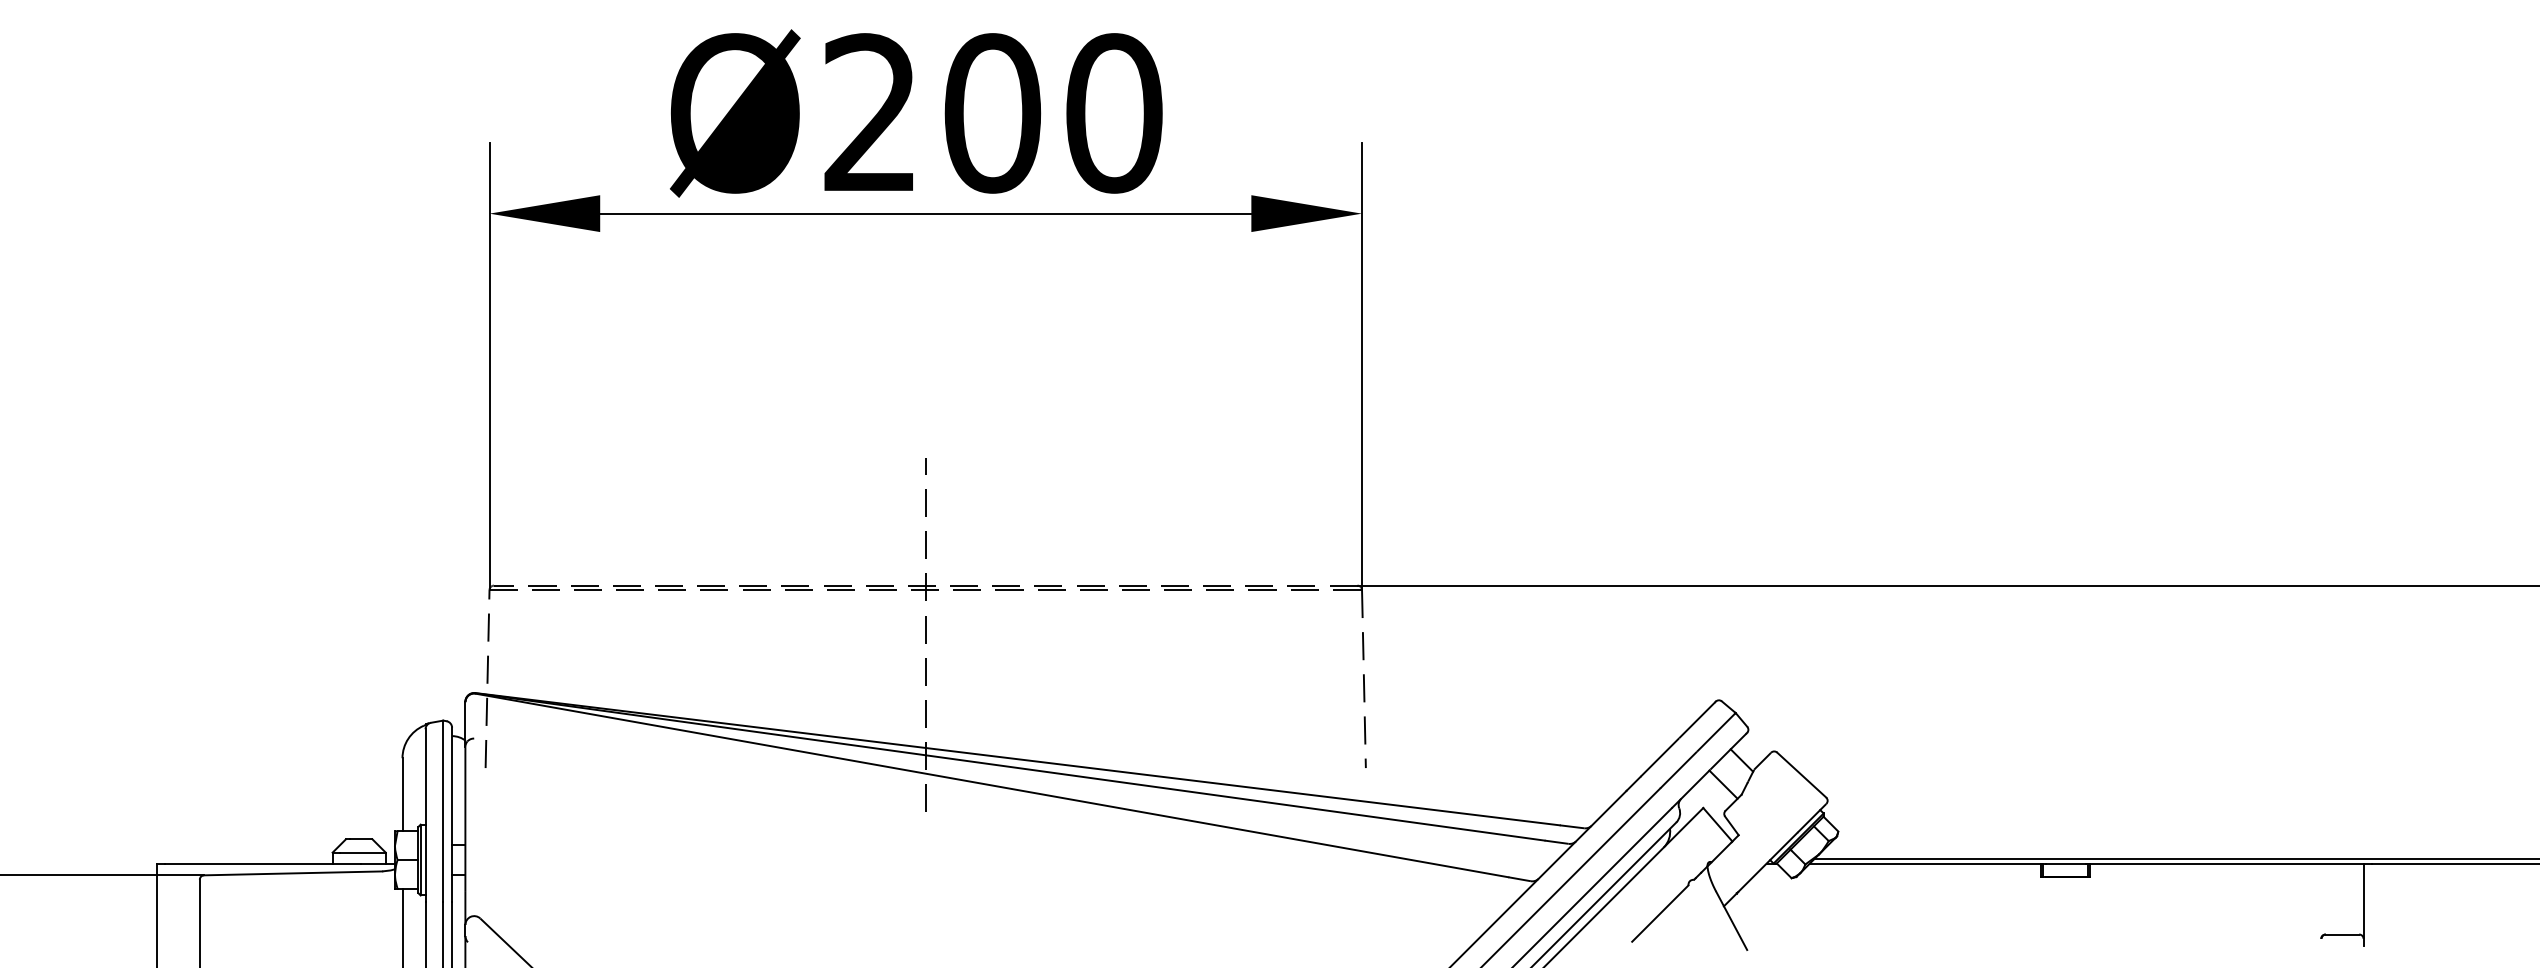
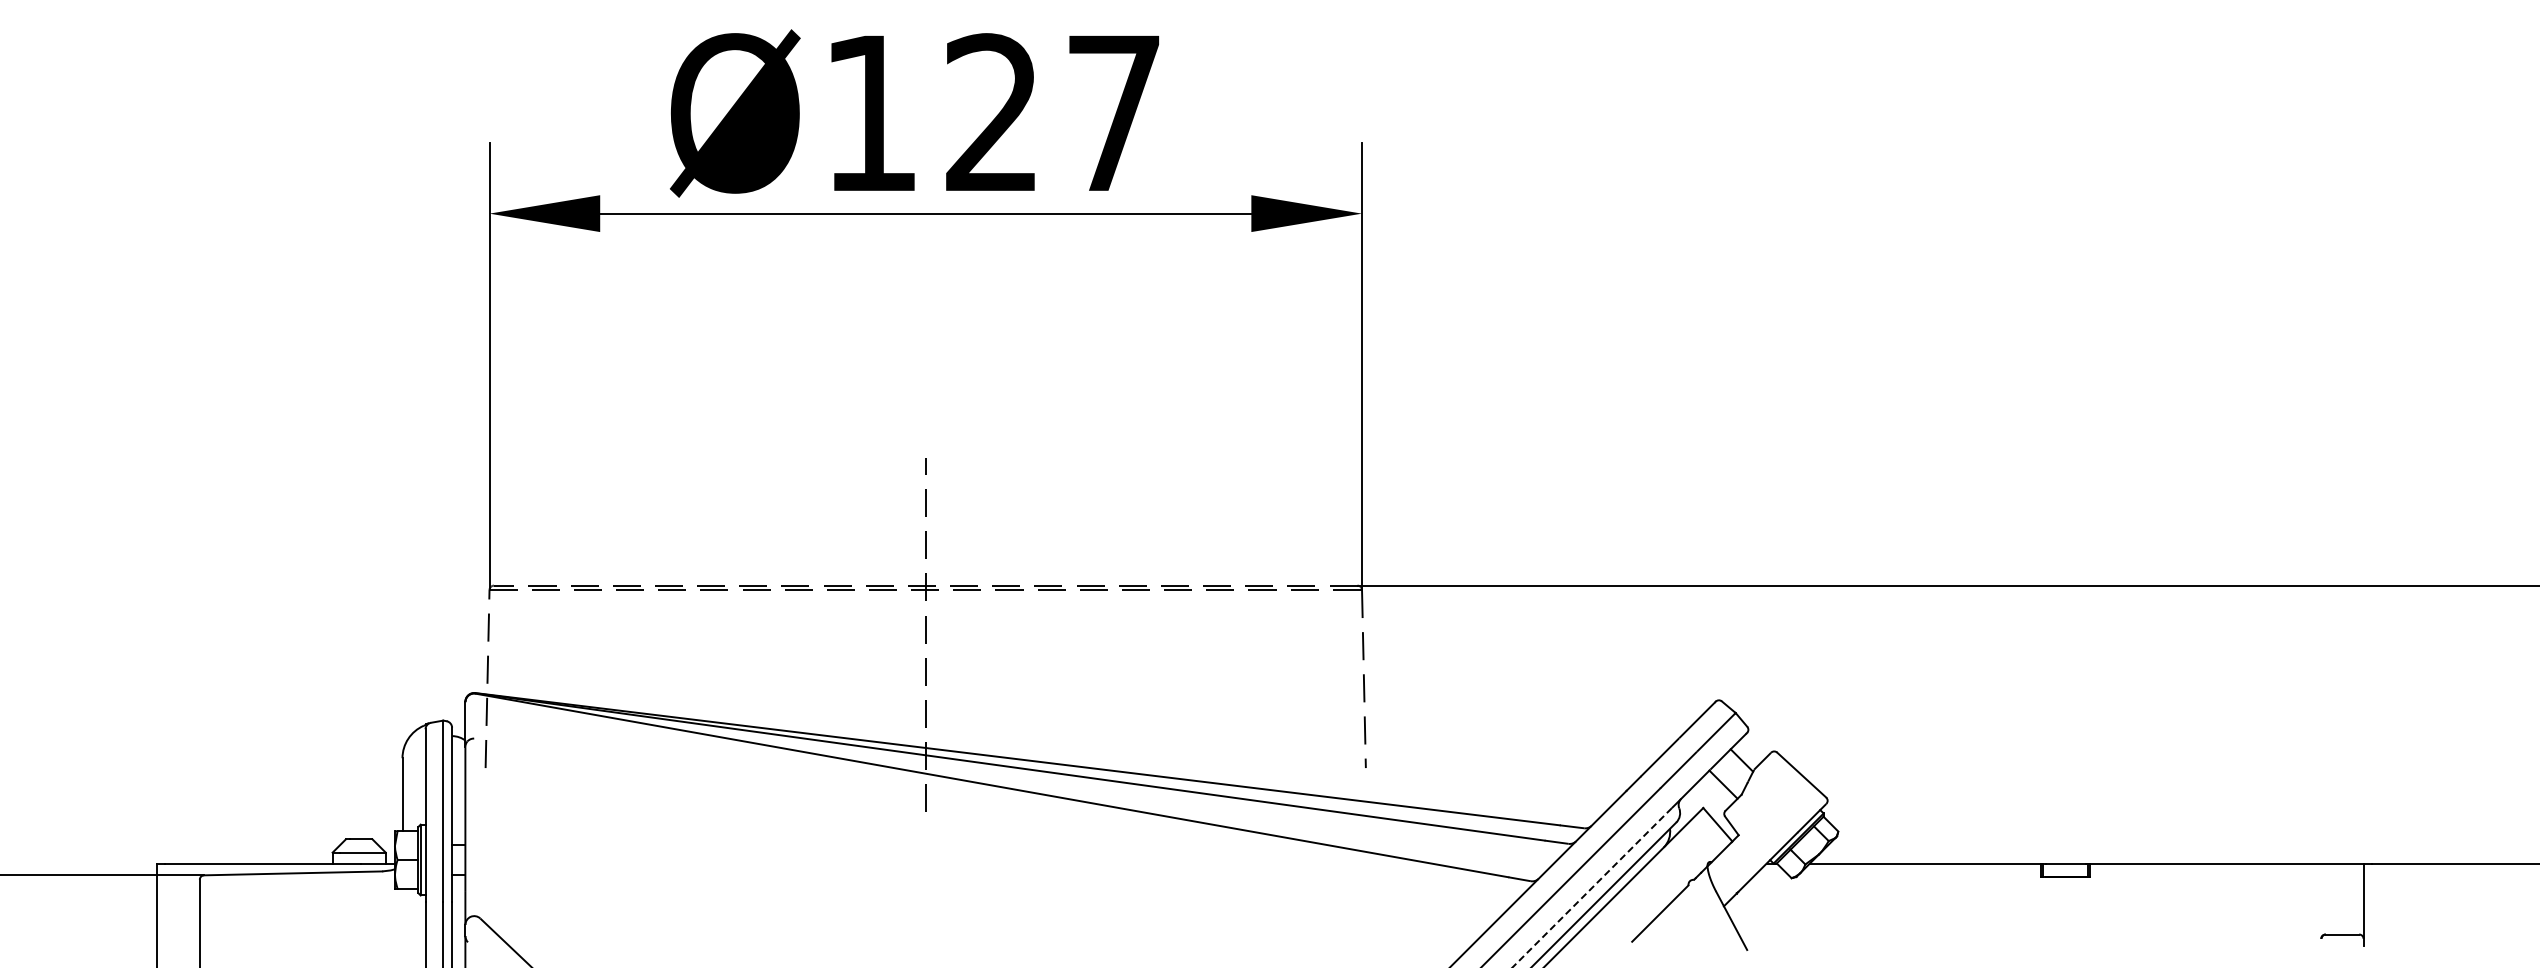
text: Ø200 -> Ø127 (993, 113)
line: present -> none (2175, 859)
line: solid -> dashed (1591, 888)
line: present -> none (402, 926)
